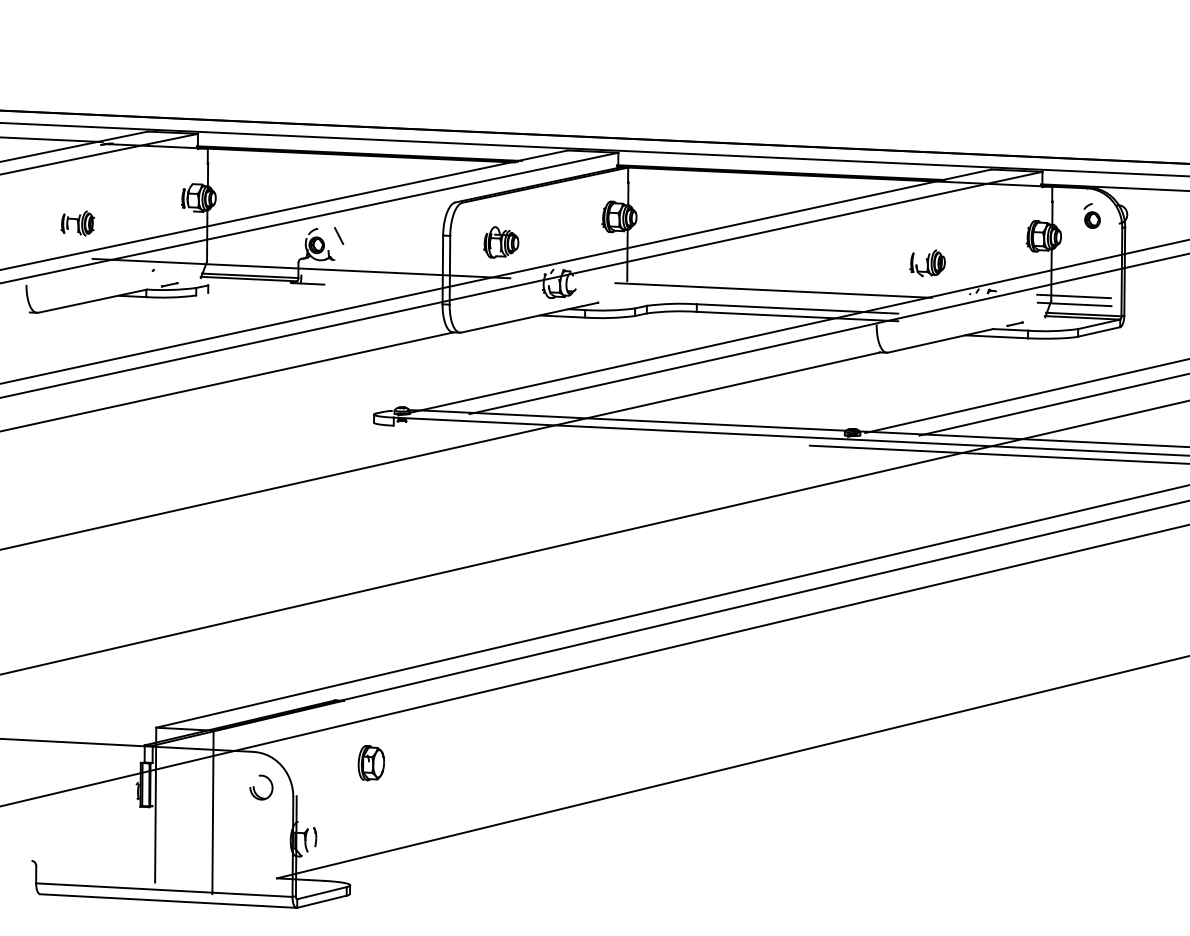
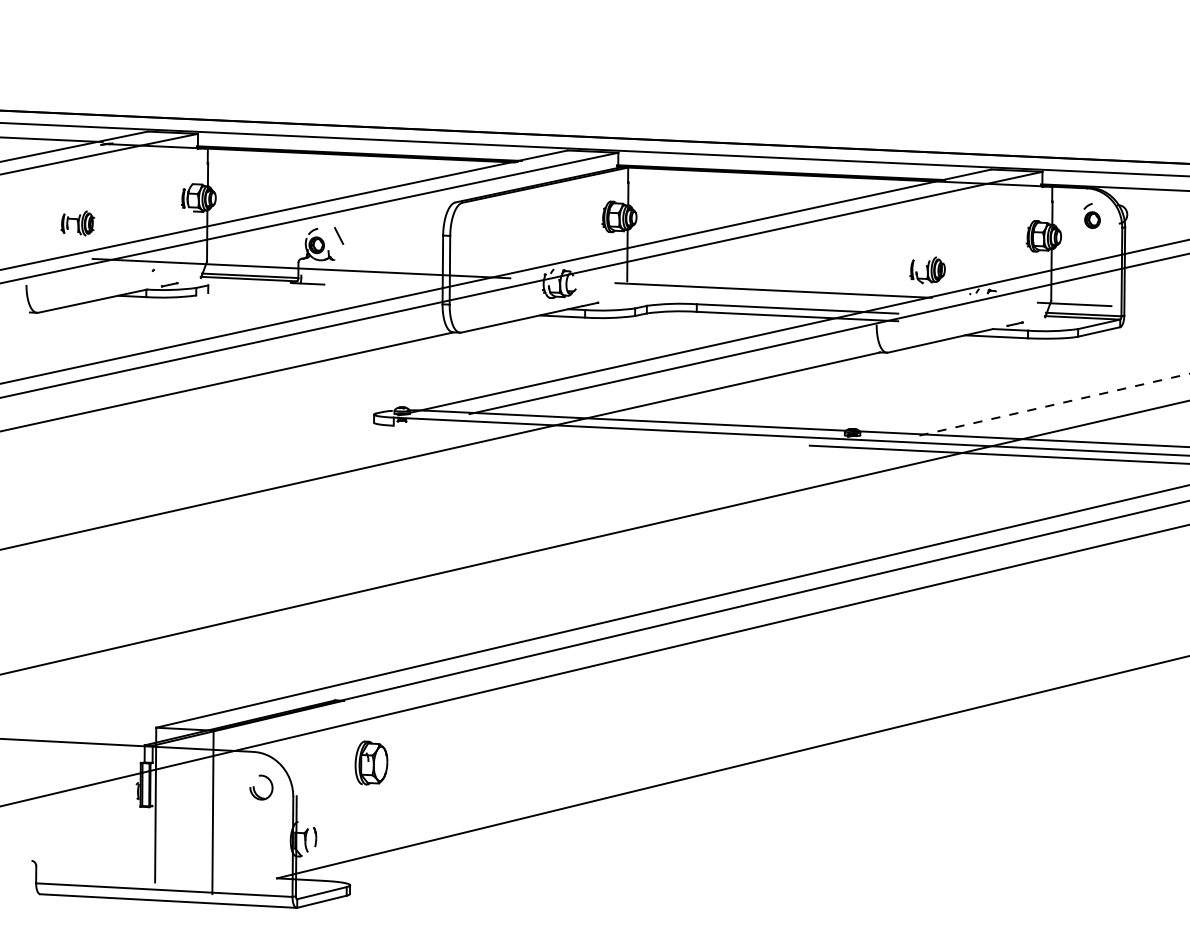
part: present -> none (501, 242)
part position: (927, 263) -> (927, 270) (927, 270)
line: present -> none (1073, 296)
line: present -> none (1025, 396)
line: solid -> dashed (1054, 404)
part size: 28x37 px -> 35x46 px (371, 762)
